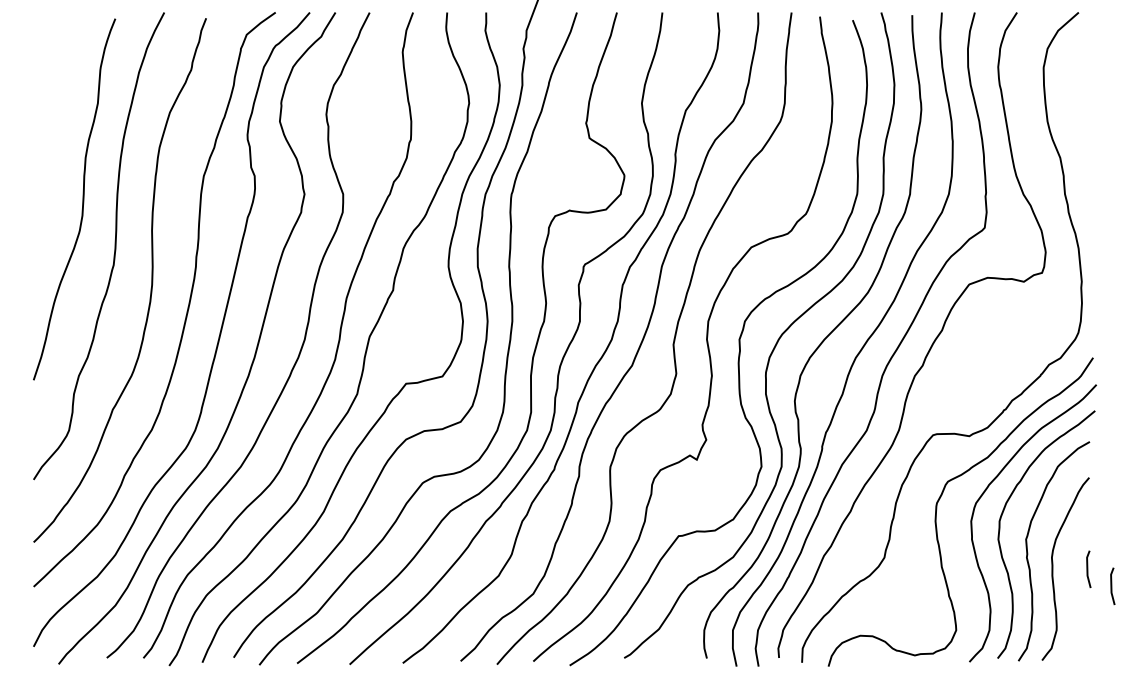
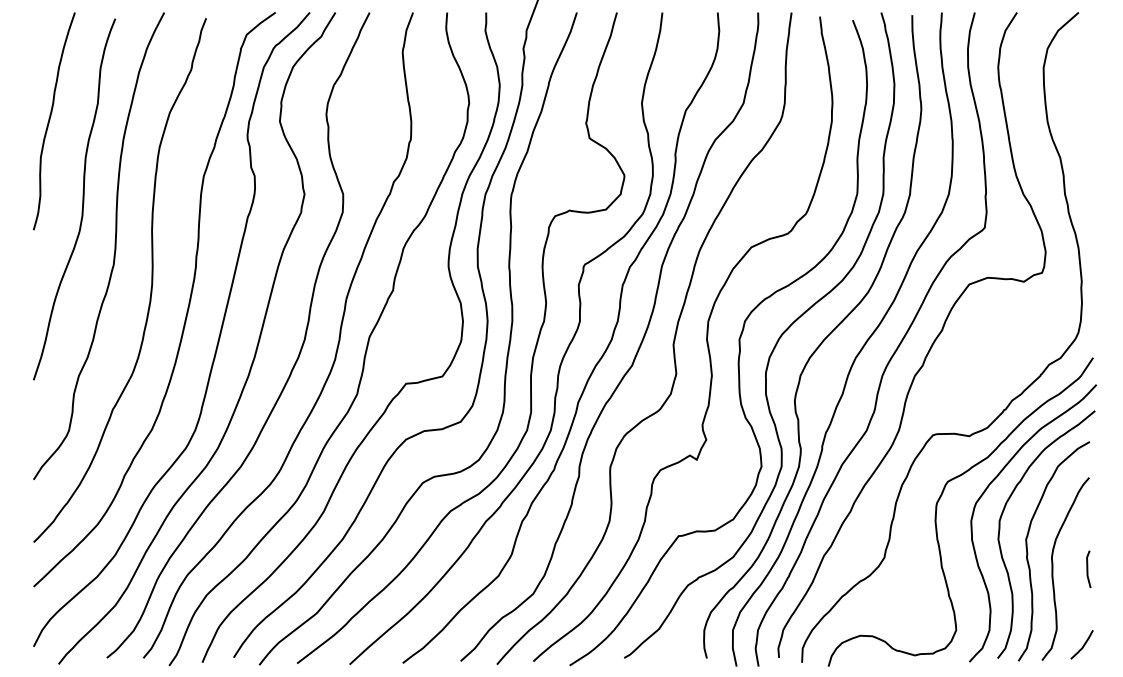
curve: none -> present (50, 120)
line: present -> none (1112, 586)
curve: none -> present (1083, 644)
